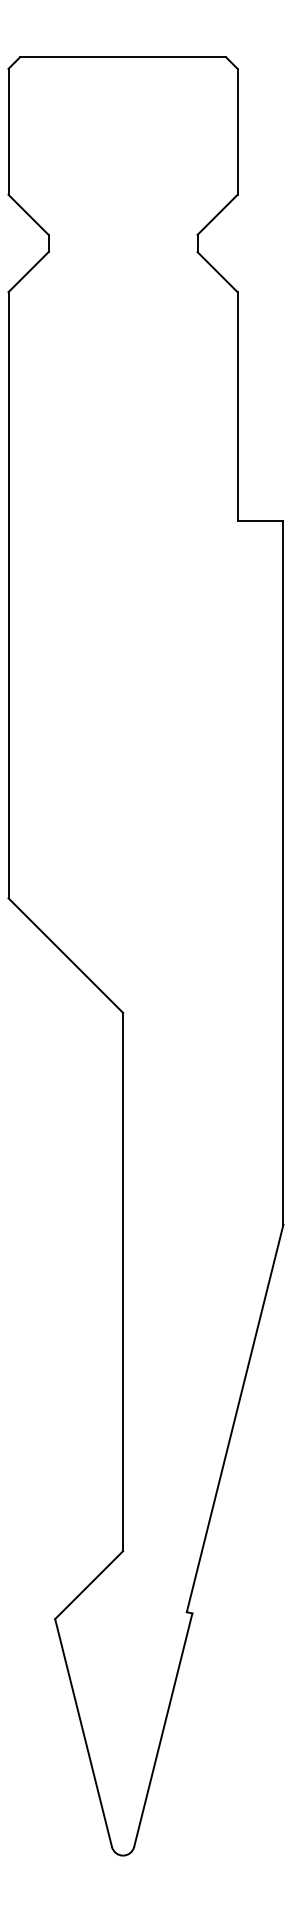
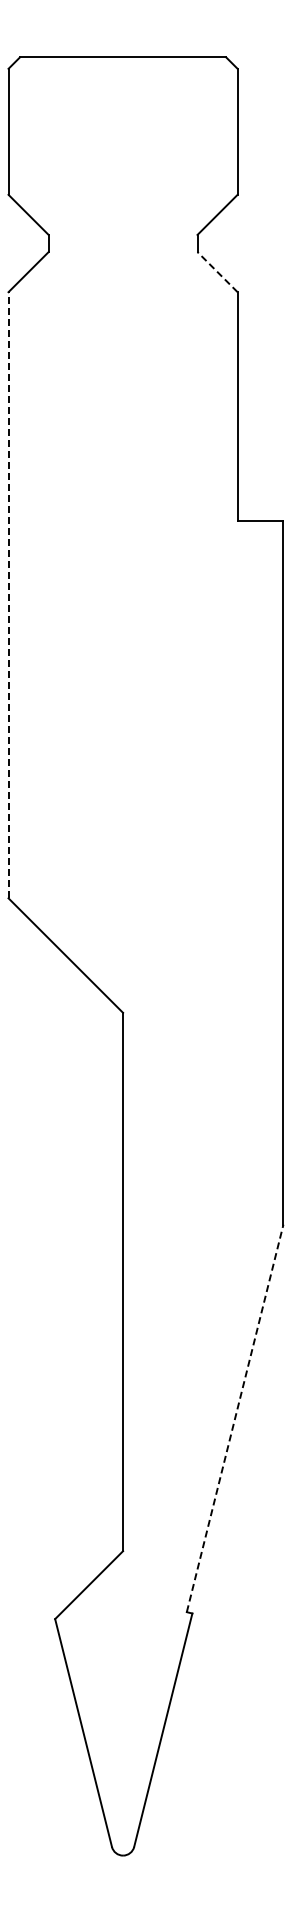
line: solid -> dashed (217, 271)
line: solid -> dashed (8, 594)
line: solid -> dashed (235, 1418)
